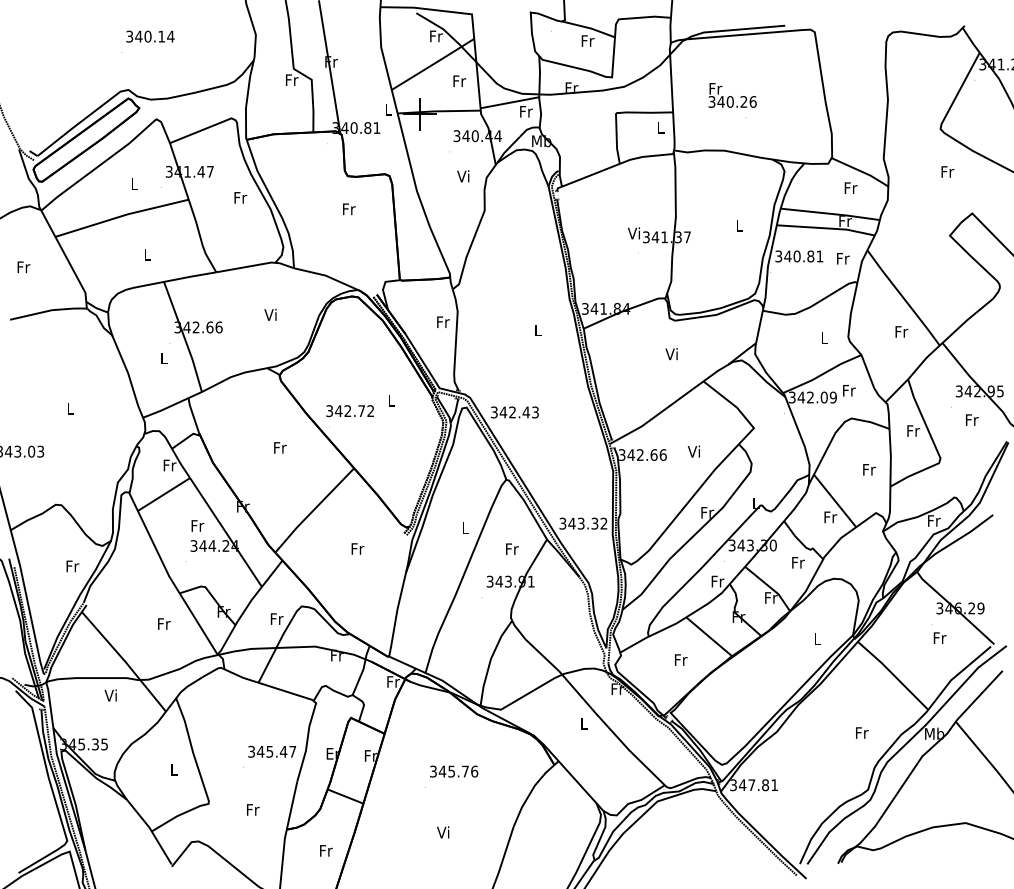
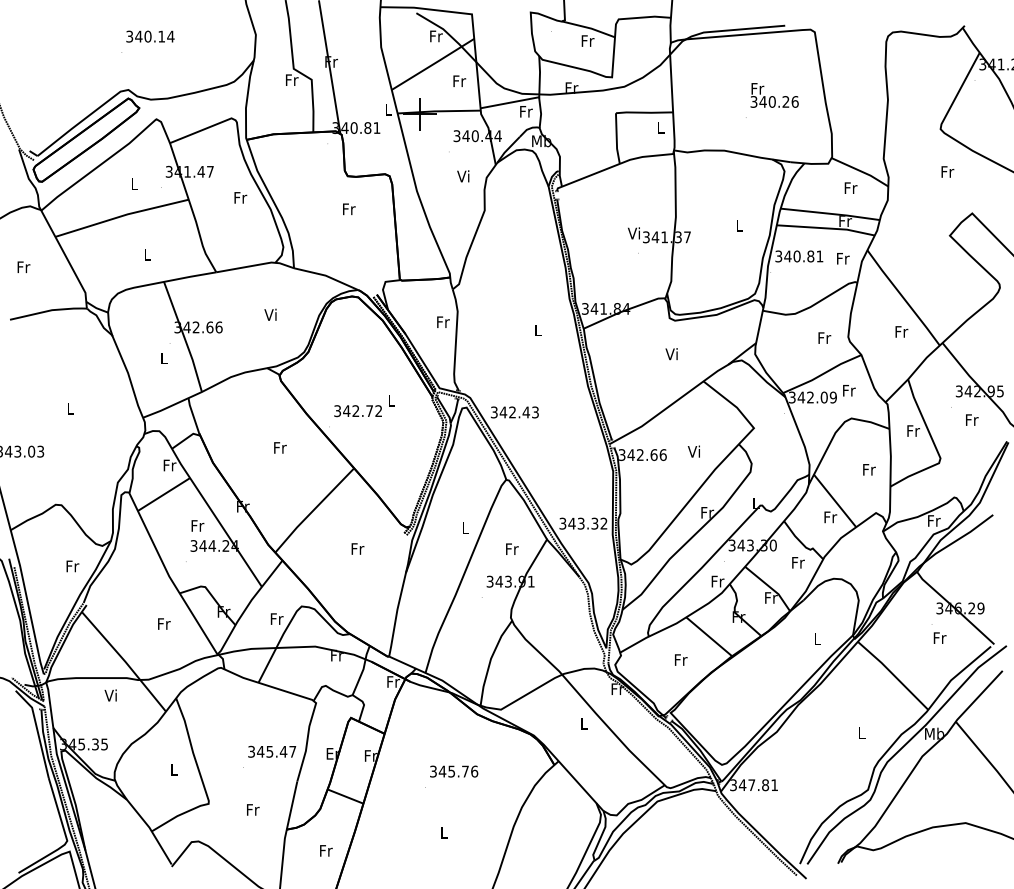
text position: (732, 95) -> (774, 95) (774, 95)
text: L -> Fr (824, 337)
text position: (349, 411) -> (357, 411) (357, 411)
text: Fr -> L (862, 732)
text: Vi -> L (443, 832)
